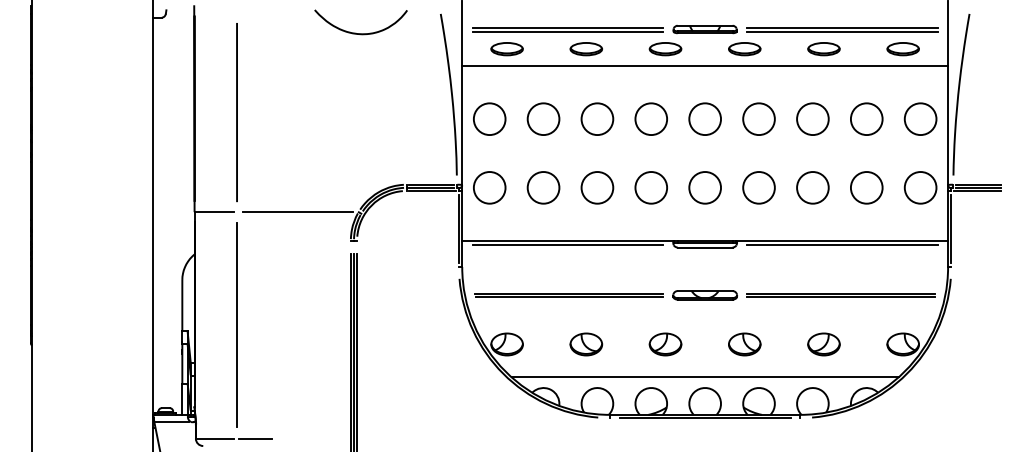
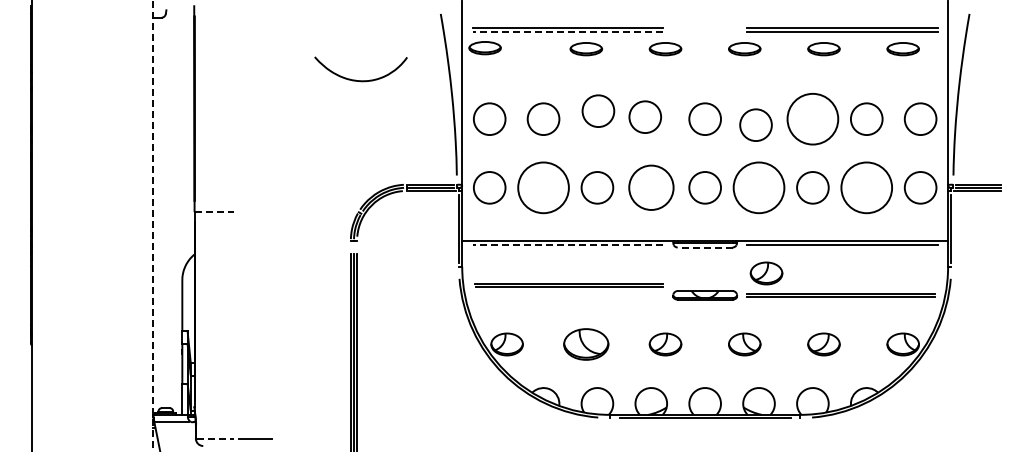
part: present -> none (704, 29)
line: solid -> dashed (567, 32)
curve position: (360, 33) -> (360, 80) (360, 80)
part position: (506, 49) -> (484, 48) (484, 48)
line: present -> none (705, 66)
line: present -> none (236, 112)
circle position: (597, 118) -> (598, 110) (598, 110)
circle position: (650, 118) -> (644, 116) (644, 116)
circle position: (758, 118) -> (755, 124) (755, 124)
circle diameter: 32 px -> 51 px (812, 118)
circle diameter: 32 px -> 51 px (543, 187)
circle size: 34x34 px -> 47x47 px (651, 187)
circle diameter: 32 px -> 51 px (758, 187)
circle diameter: 32 px -> 51 px (866, 187)
line: solid -> dashed (214, 212)
line: present -> none (297, 212)
line: solid -> dashed (152, 226)
line: solid -> dashed (567, 245)
line: solid -> dashed (704, 247)
part: none -> present (766, 273)
line position: (568, 294) -> (568, 284) (568, 284)
line: present -> none (237, 325)
part size: 35x25 px -> 47x33 px (586, 344)
line: present -> none (704, 377)
line: solid -> dashed (215, 438)
